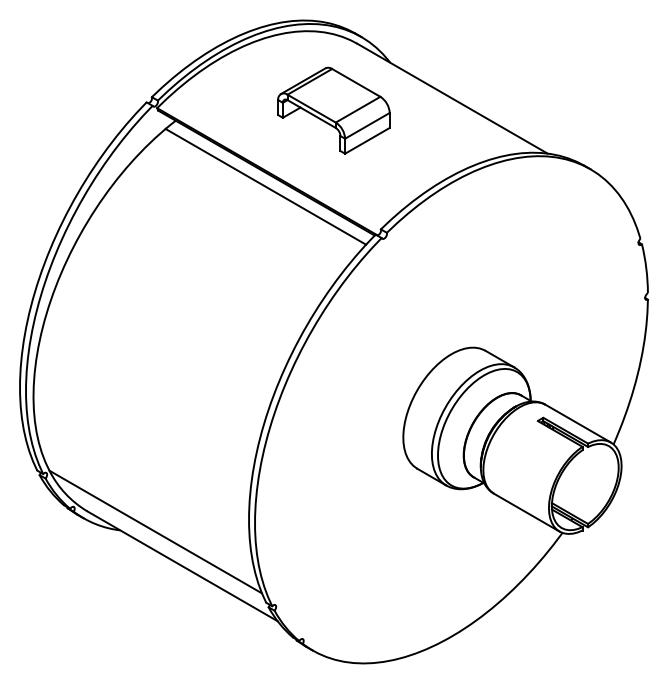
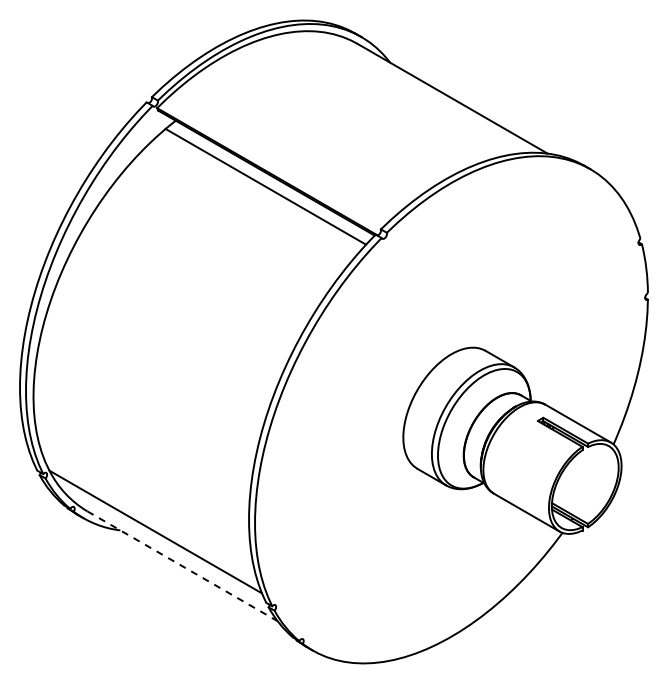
part: present -> none (333, 110)
line: solid -> dashed (182, 566)
